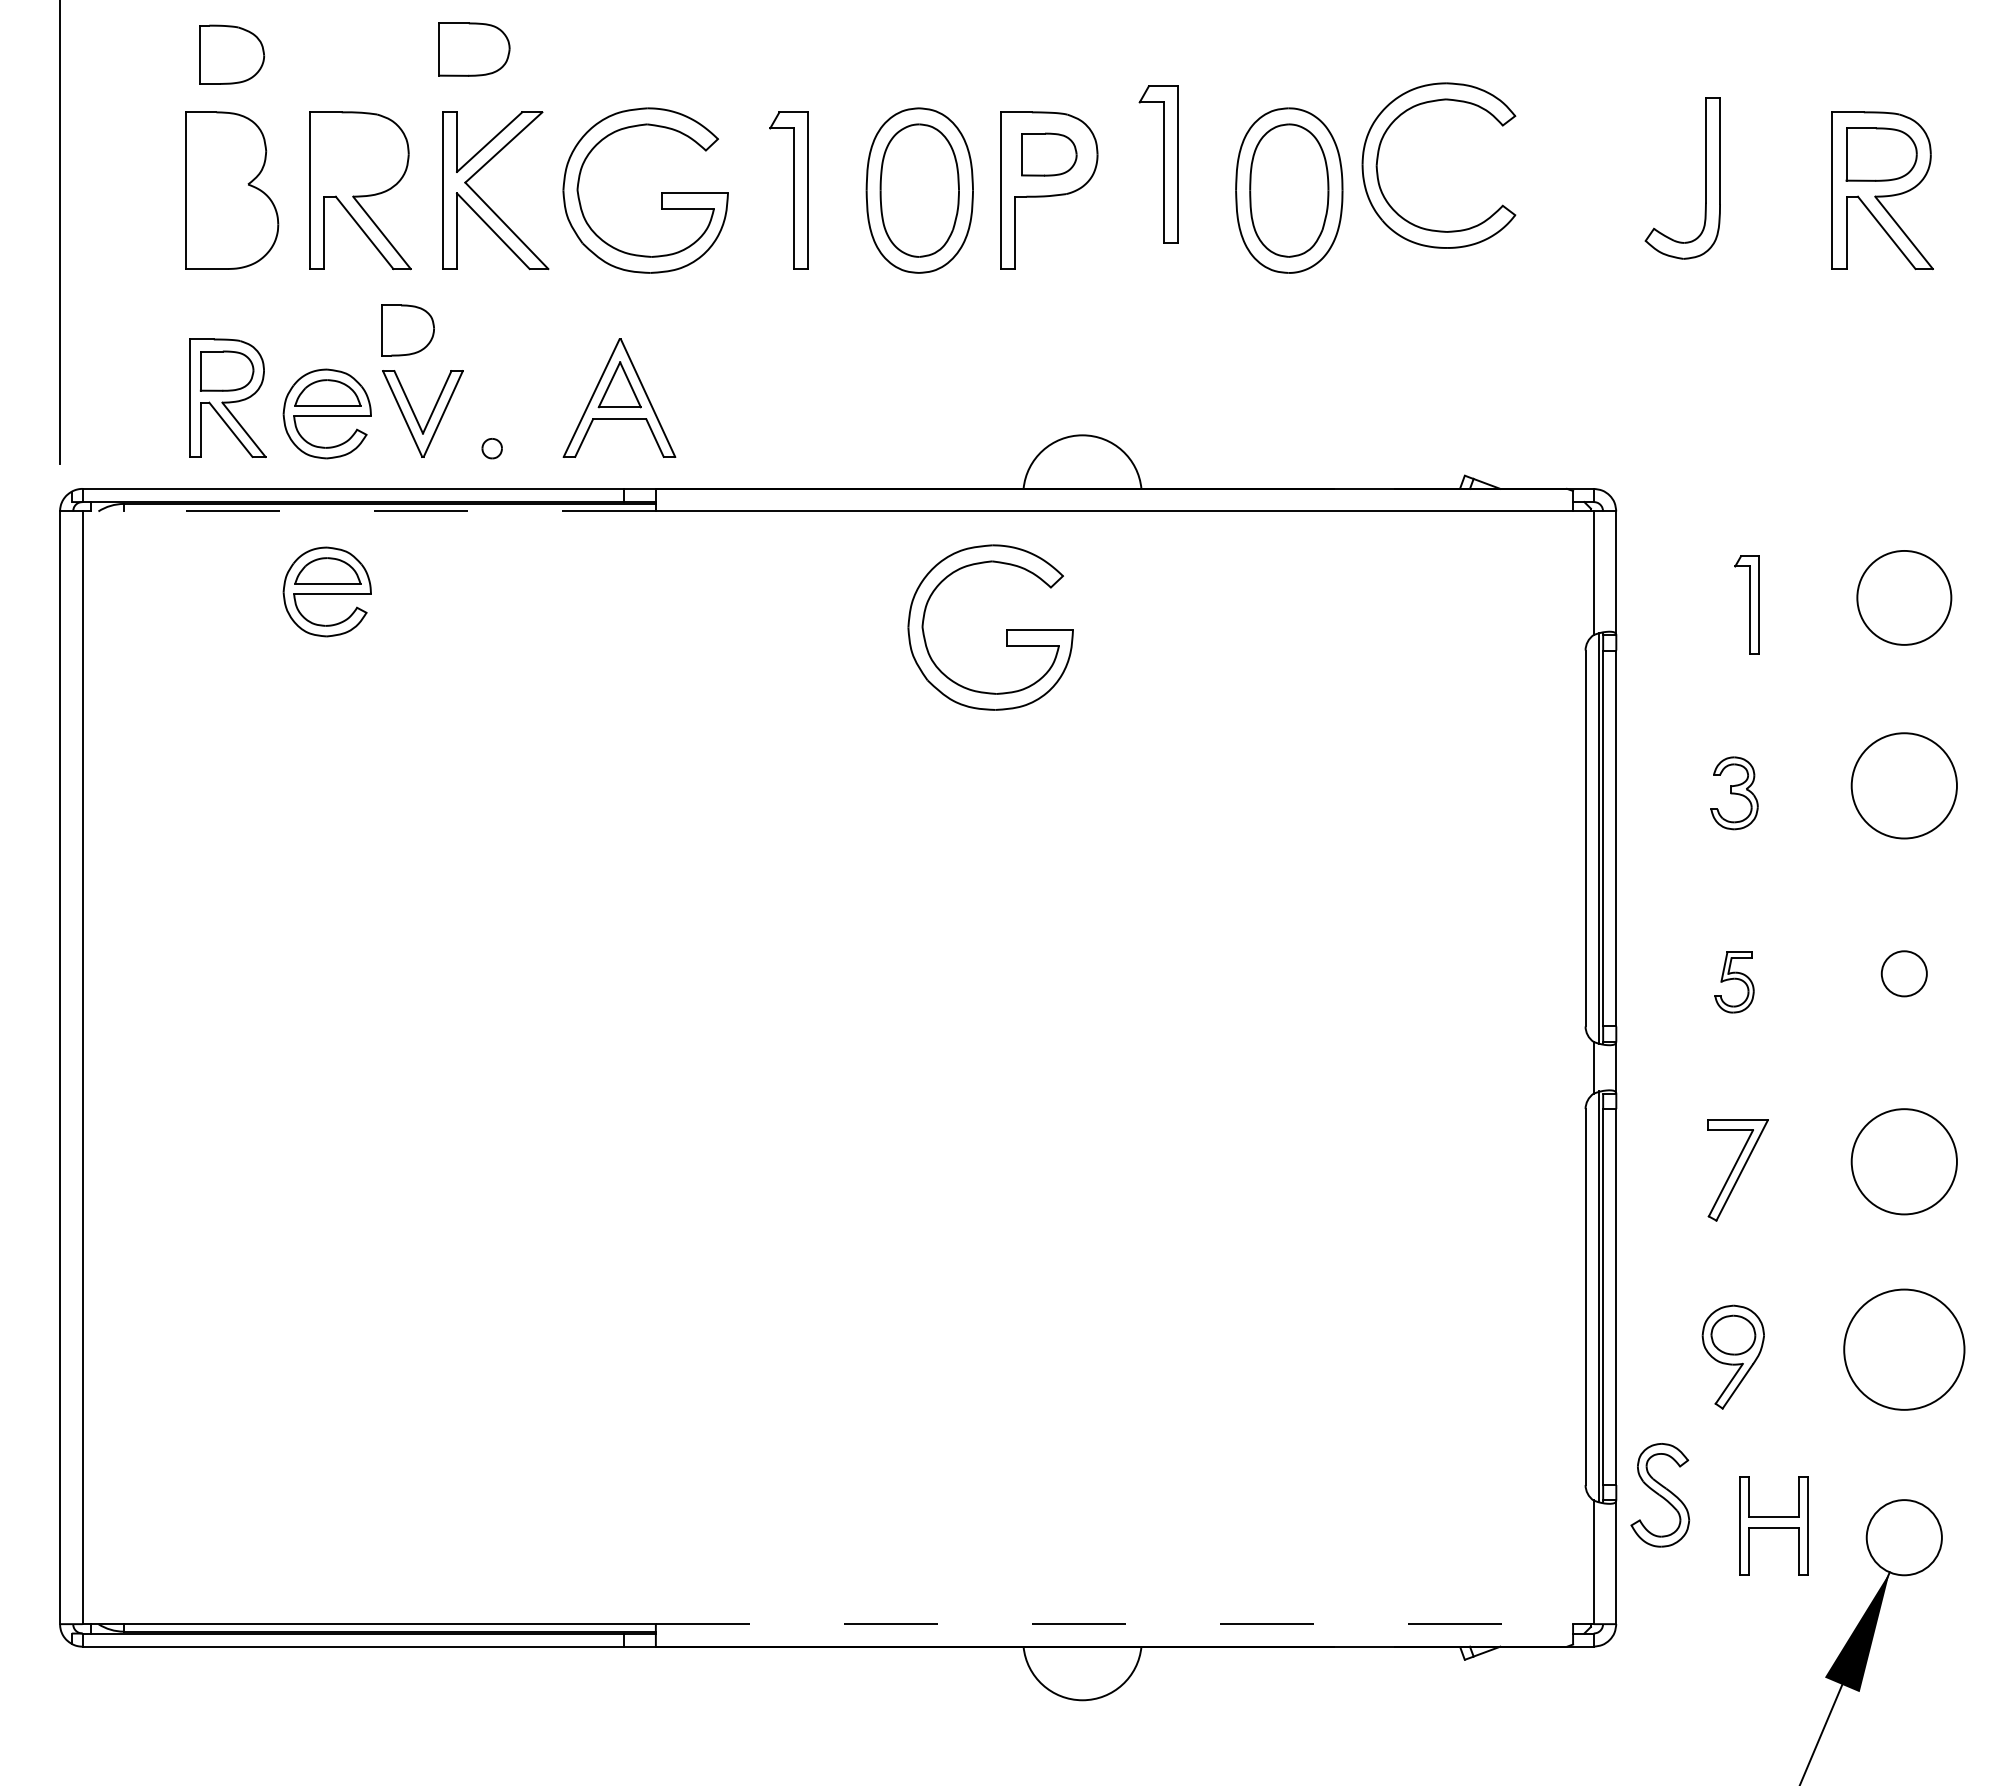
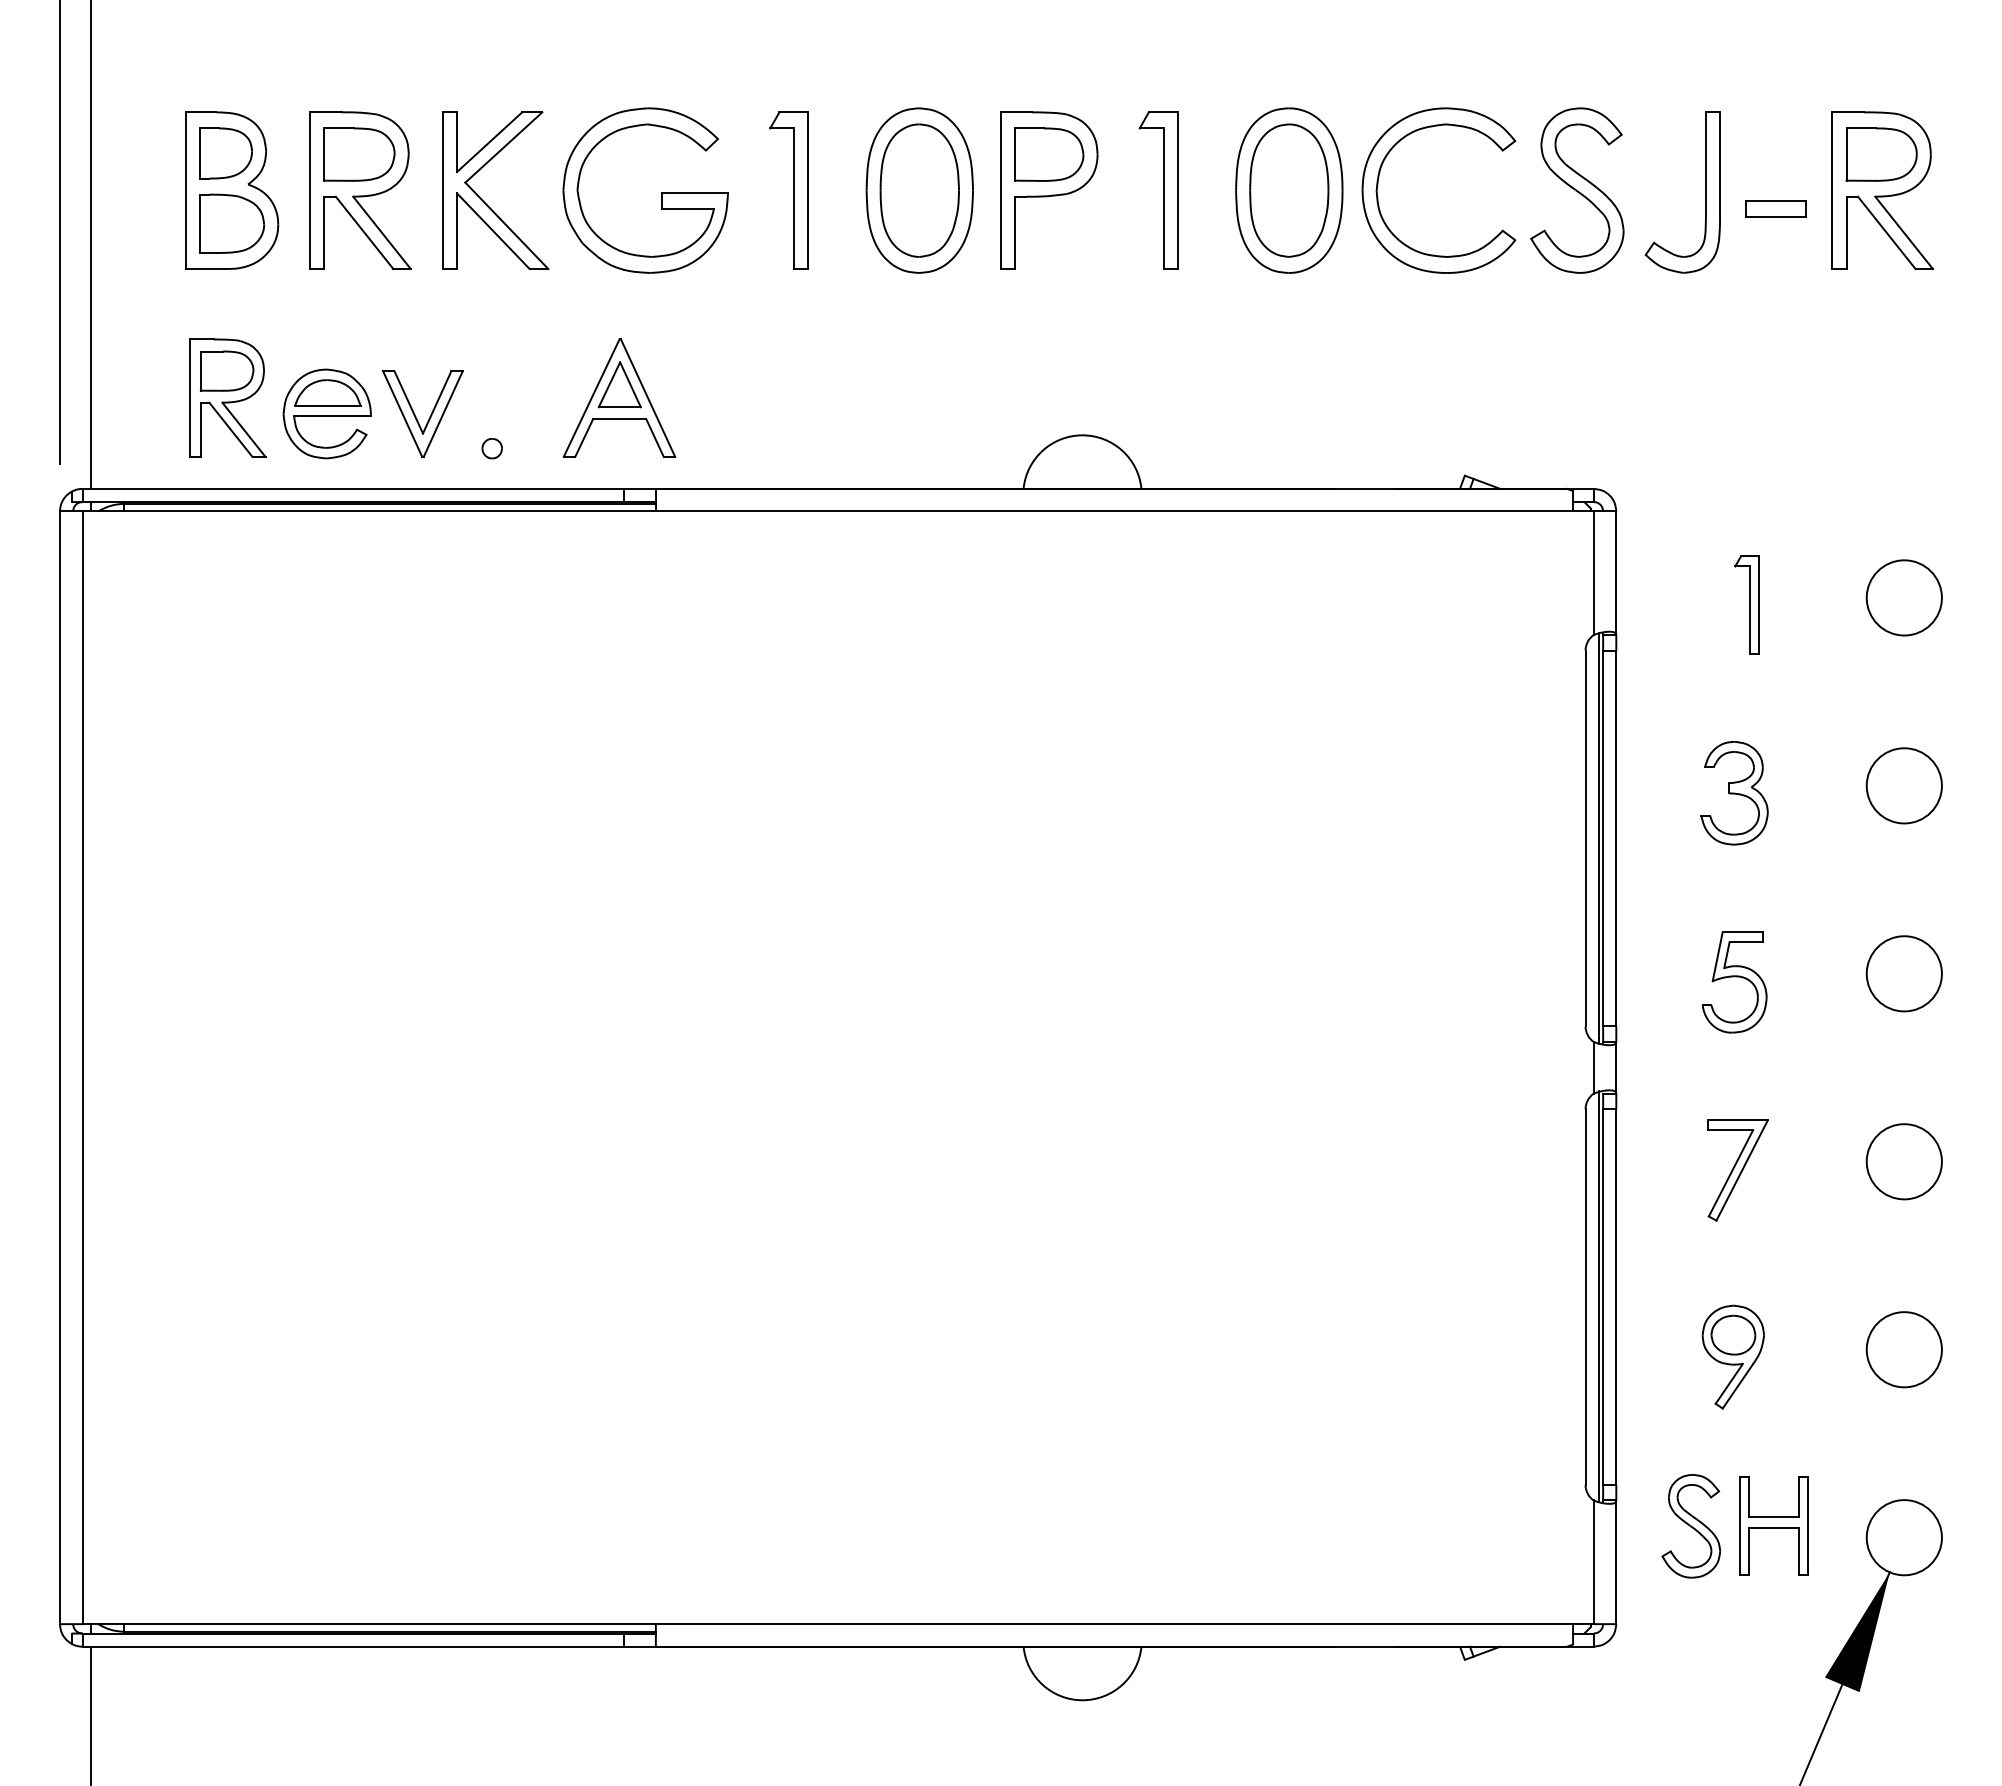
part position: (474, 49) -> (359, 154) (359, 154)
part position: (231, 54) -> (231, 223) (231, 223)
part size: 57x45 px -> 71x55 px (1049, 154)
part position: (1378, 160) -> (1378, 185) (1378, 185)
part position: (1158, 164) -> (1158, 190) (1158, 190)
part position: (1705, 178) -> (1705, 192) (1705, 192)
part: none -> present (1577, 190)
part: none -> present (1775, 208)
line: none -> present (90, 245)
part position: (407, 330) -> (225, 153) (225, 153)
line: dashed -> solid (369, 511)
part: present -> none (326, 591)
circle diameter: 94 px -> 75 px (1903, 597)
part: present -> none (1006, 629)
circle diameter: 105 px -> 75 px (1903, 785)
part size: 49x75 px -> 69x105 px (1734, 793)
circle diameter: 45 px -> 75 px (1903, 973)
part size: 41x63 px -> 67x103 px (1734, 982)
circle diameter: 105 px -> 75 px (1903, 1161)
circle diameter: 120 px -> 75 px (1903, 1349)
part position: (1660, 1495) -> (1691, 1526) (1691, 1526)
line: dashed -> solid (1114, 1624)
line: none -> present (90, 1714)
